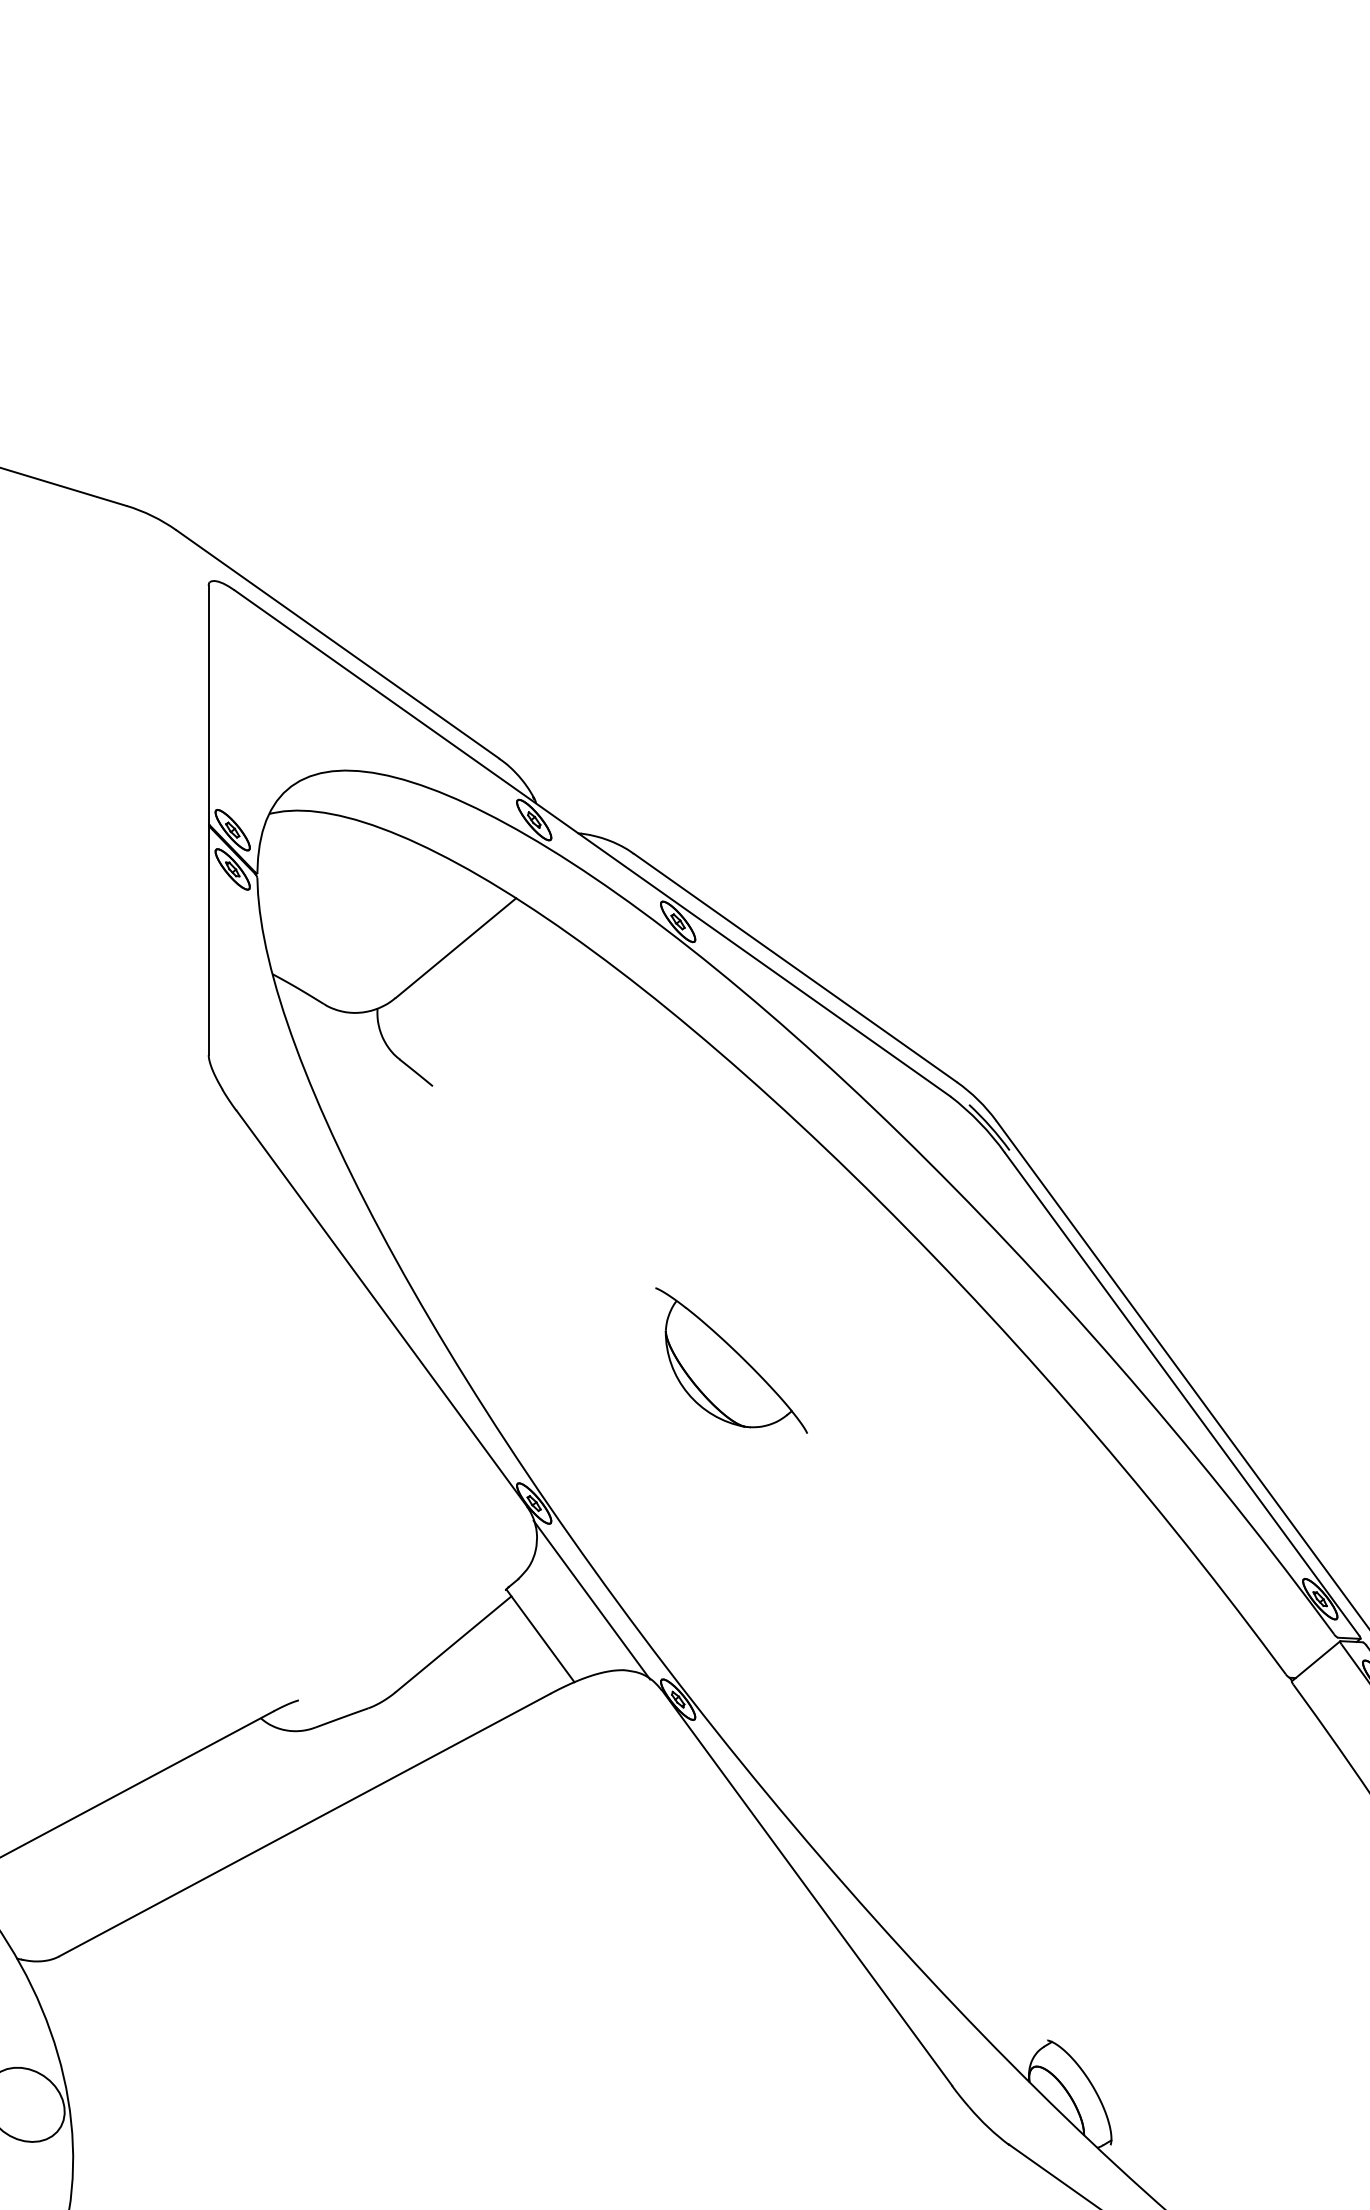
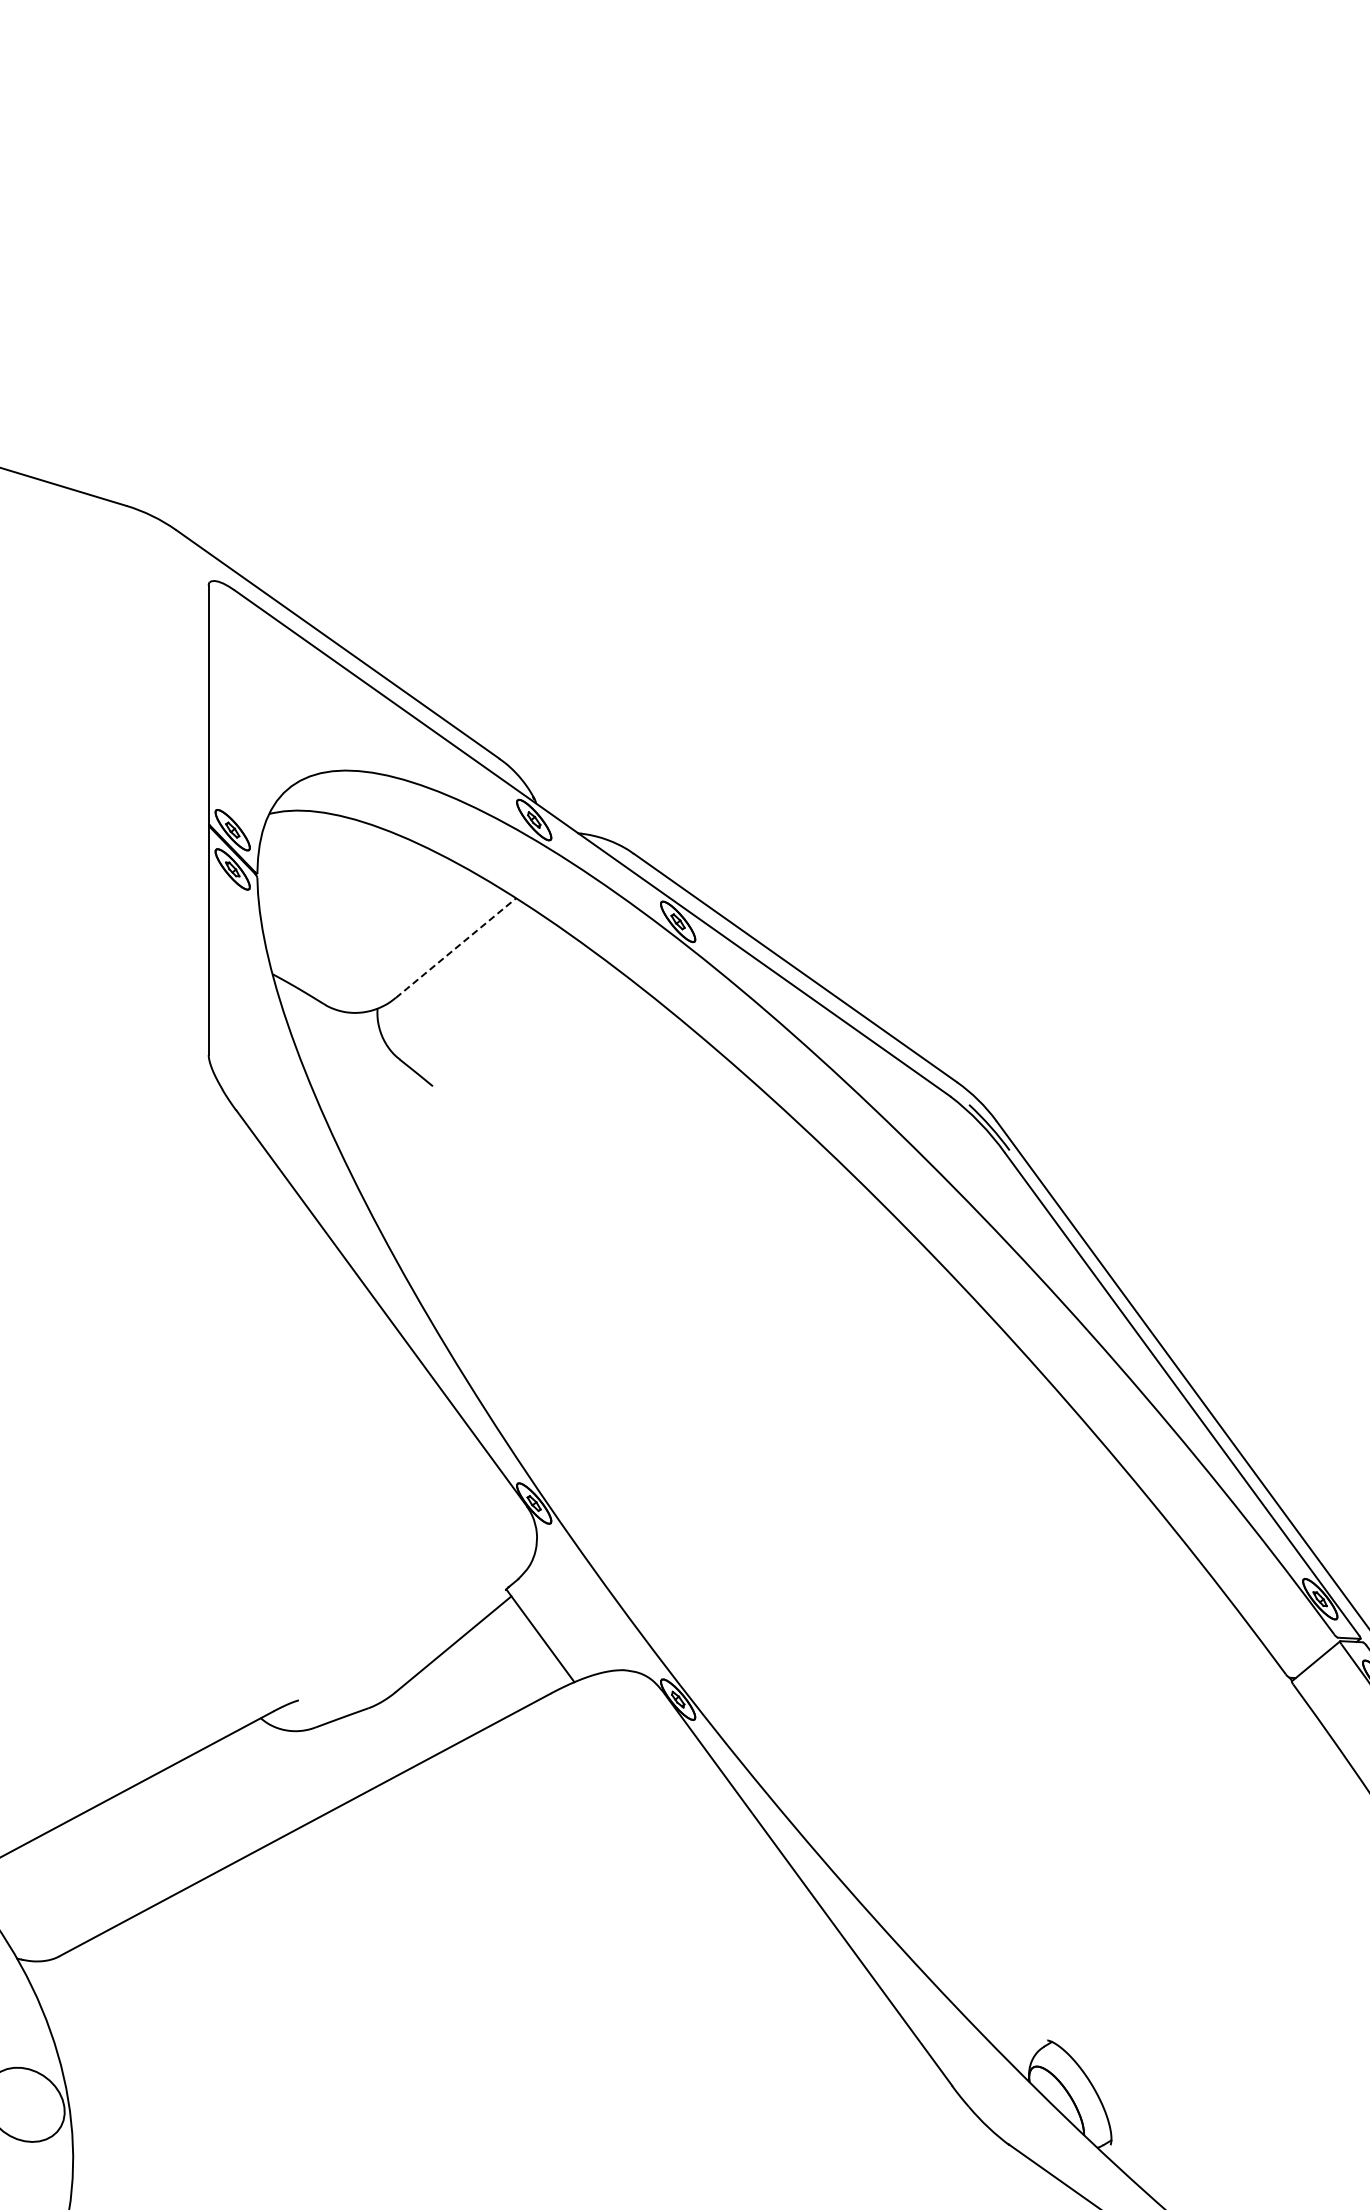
line: solid -> dashed (456, 947)
part: present -> none (731, 1360)
line: present -> none (591, 1599)
